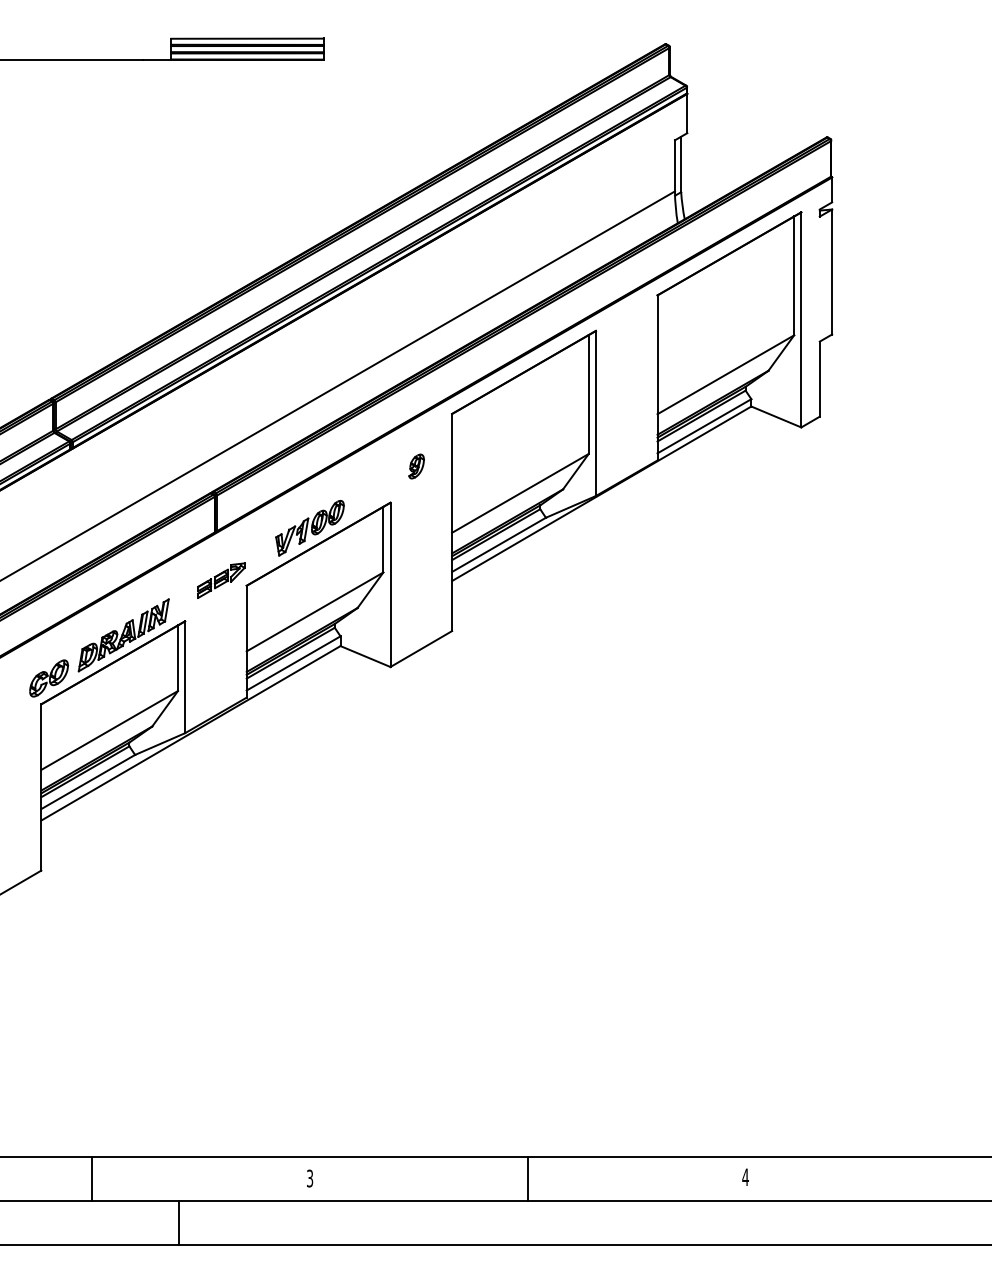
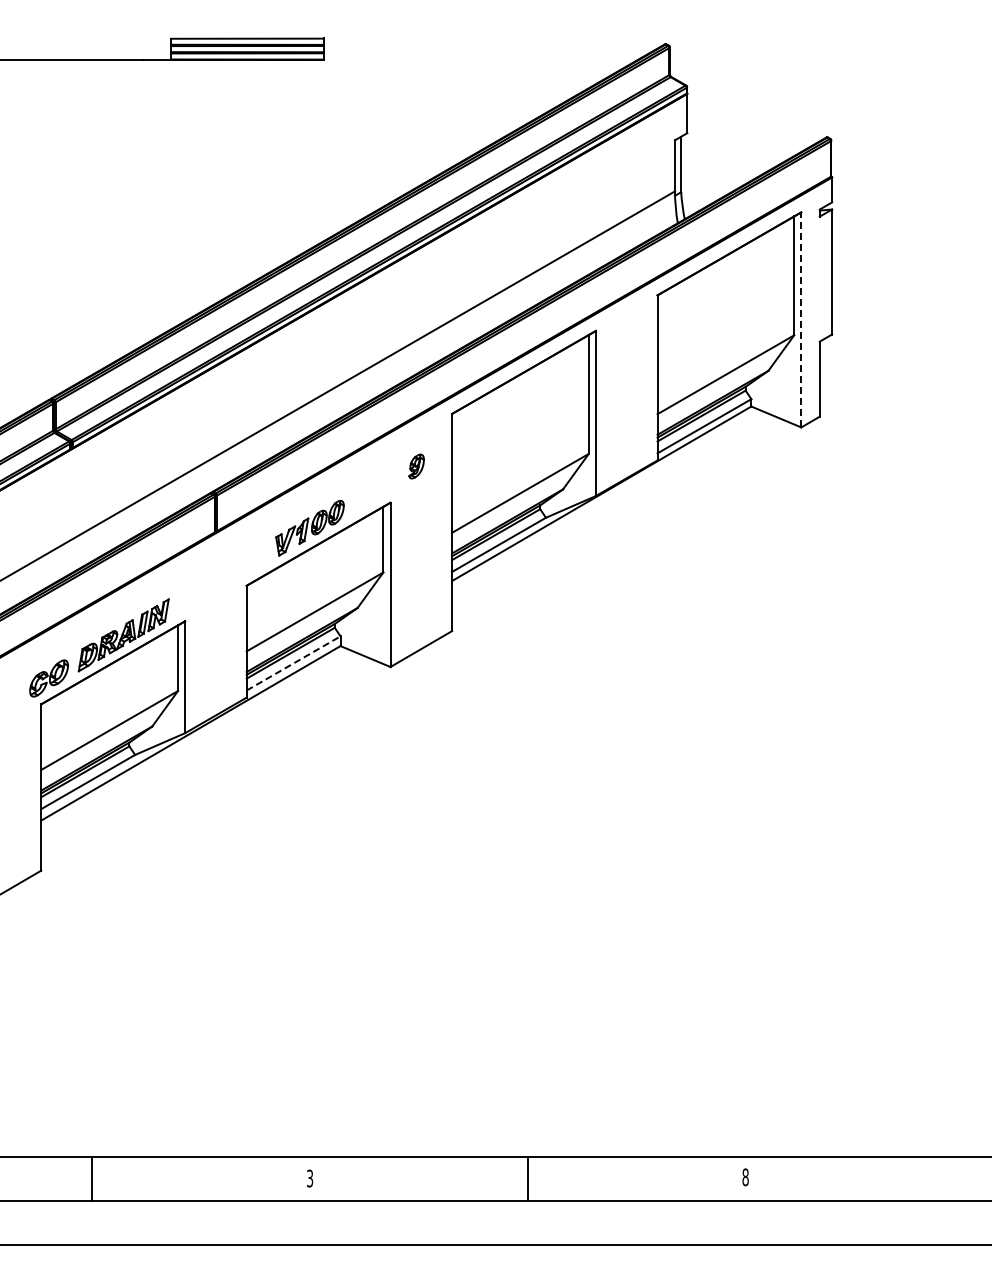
line: solid -> dashed (801, 319)
part: present -> none (221, 580)
line: solid -> dashed (294, 663)
text: 4 -> 8 (745, 1177)
line: present -> none (178, 1222)
